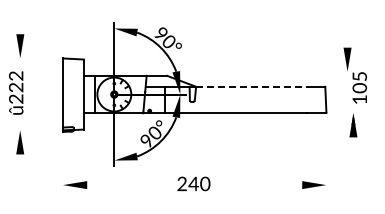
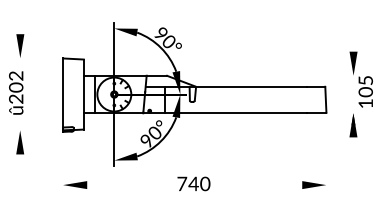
text position: (354, 75) -> (360, 79) (360, 79)
line: dashed -> solid (251, 86)
text: 222 -> 202 (16, 87)
text: 240 -> 740 (182, 183)
